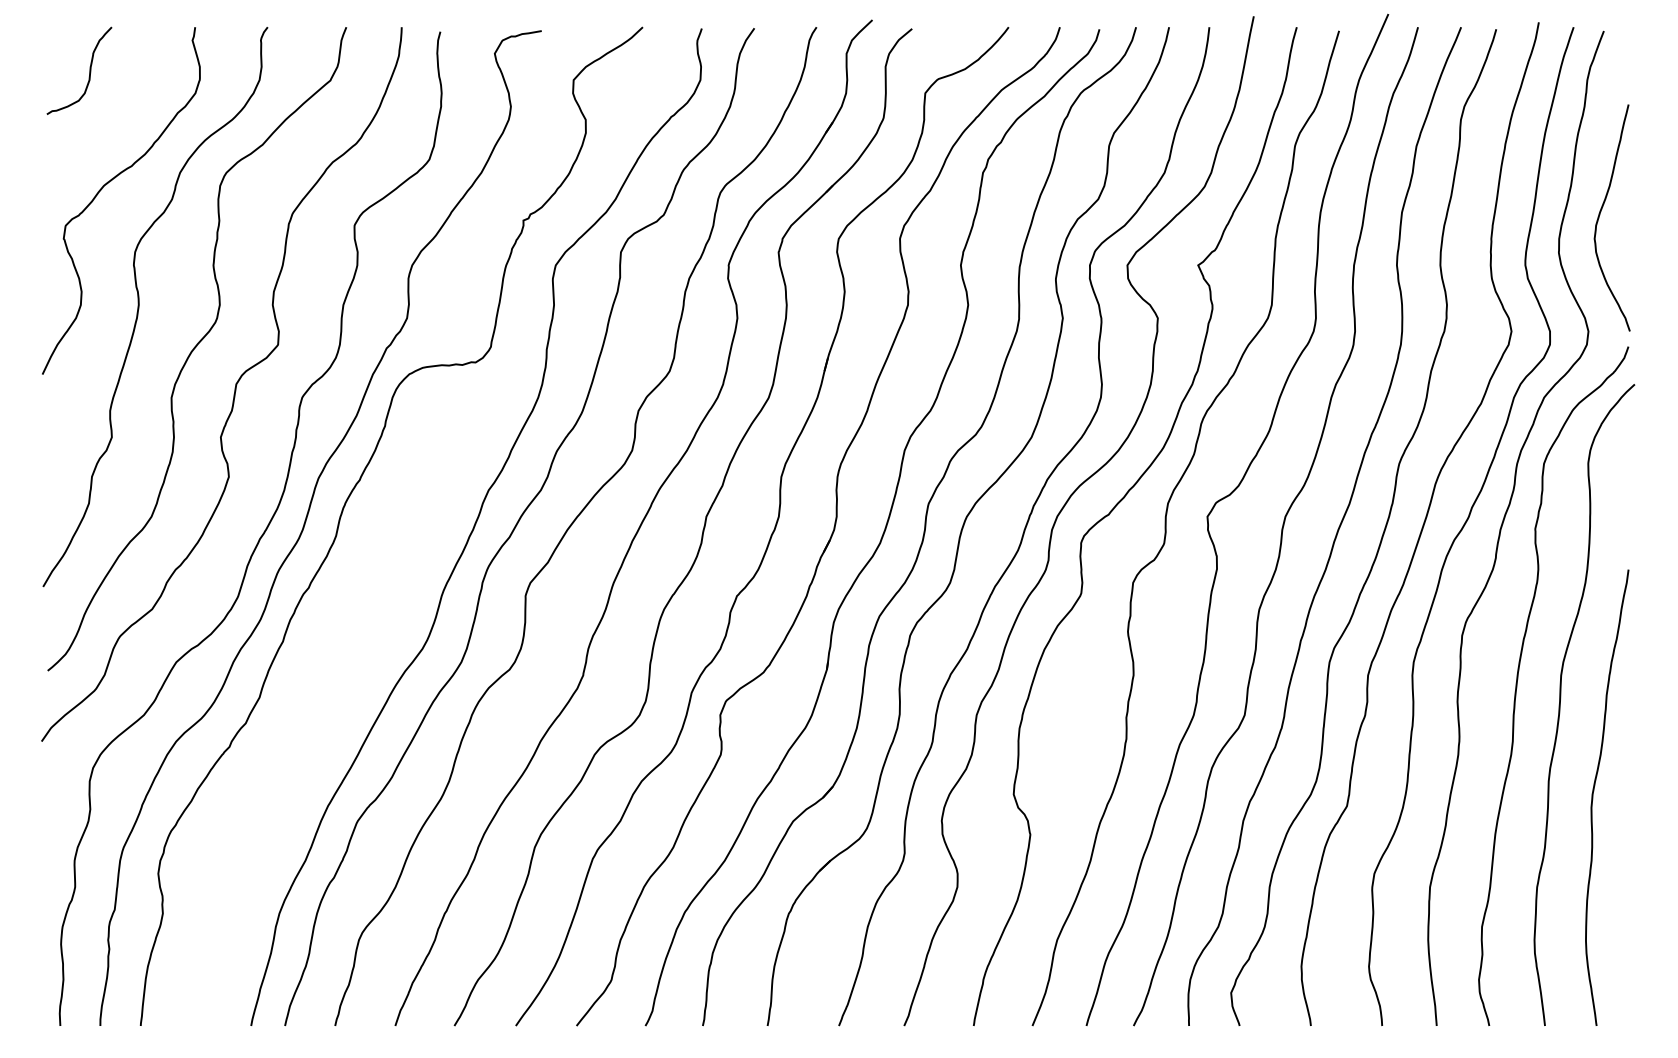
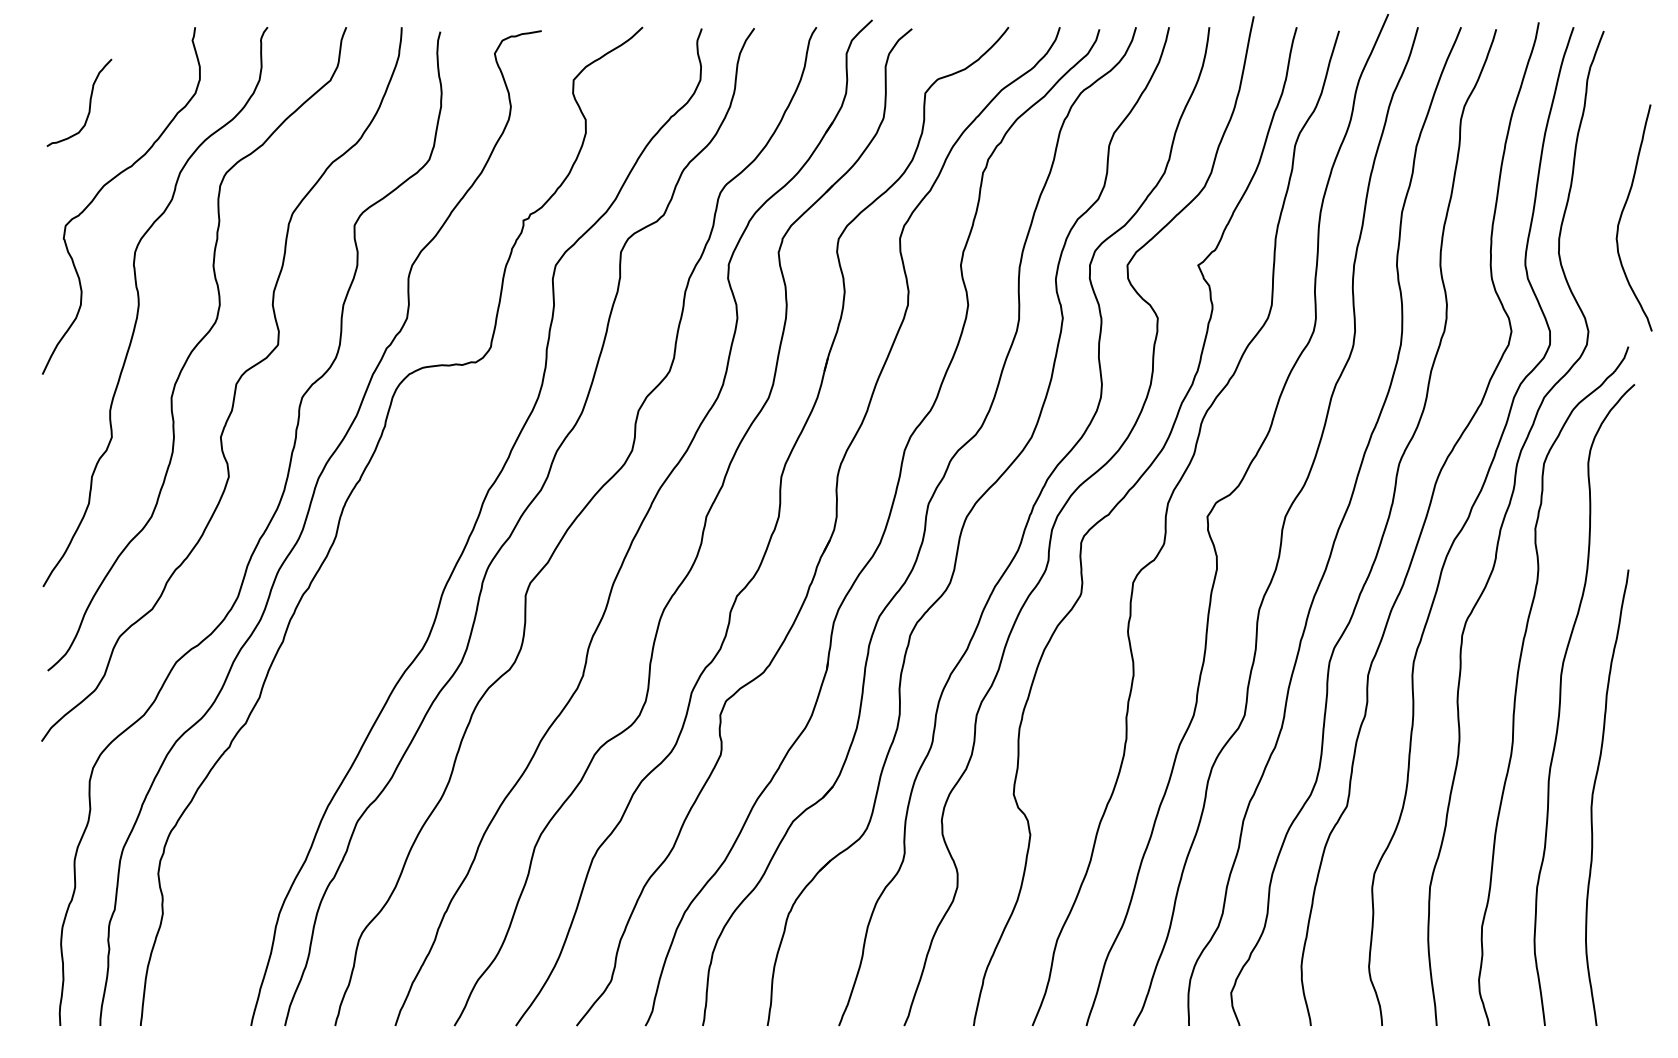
curve position: (89, 70) -> (89, 102) (89, 102)
curve position: (1600, 215) -> (1622, 215) (1622, 215)
